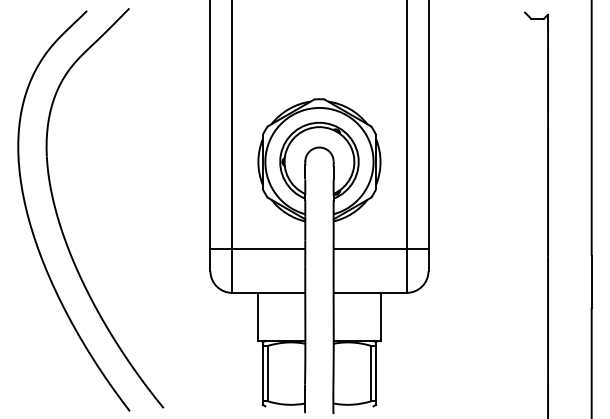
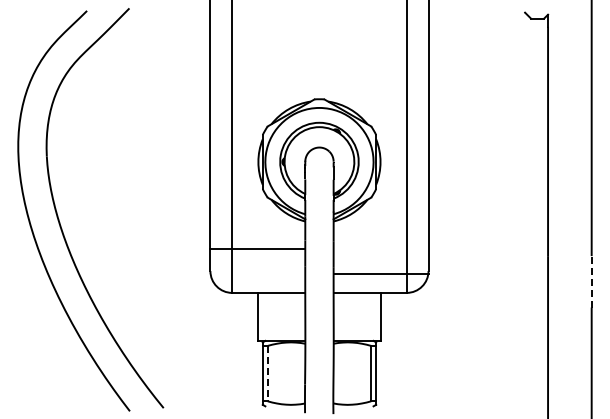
line position: (380, 249) -> (380, 274) (380, 274)
line: solid -> dashed (591, 281)
line: solid -> dashed (267, 373)
